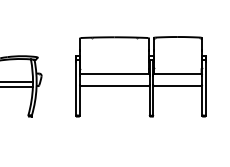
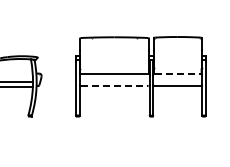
line: solid -> dashed (178, 73)
line: solid -> dashed (114, 86)
